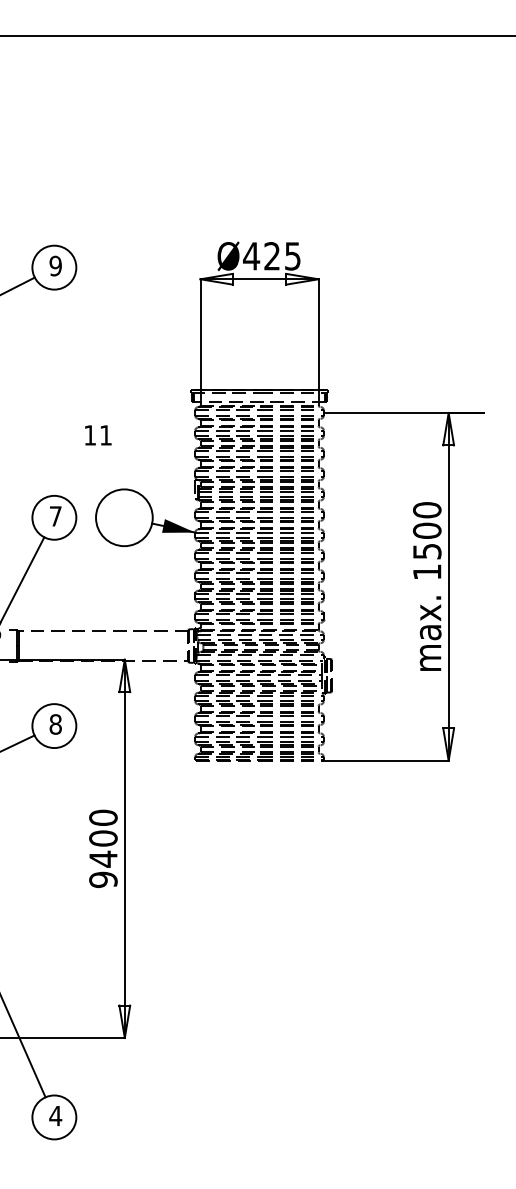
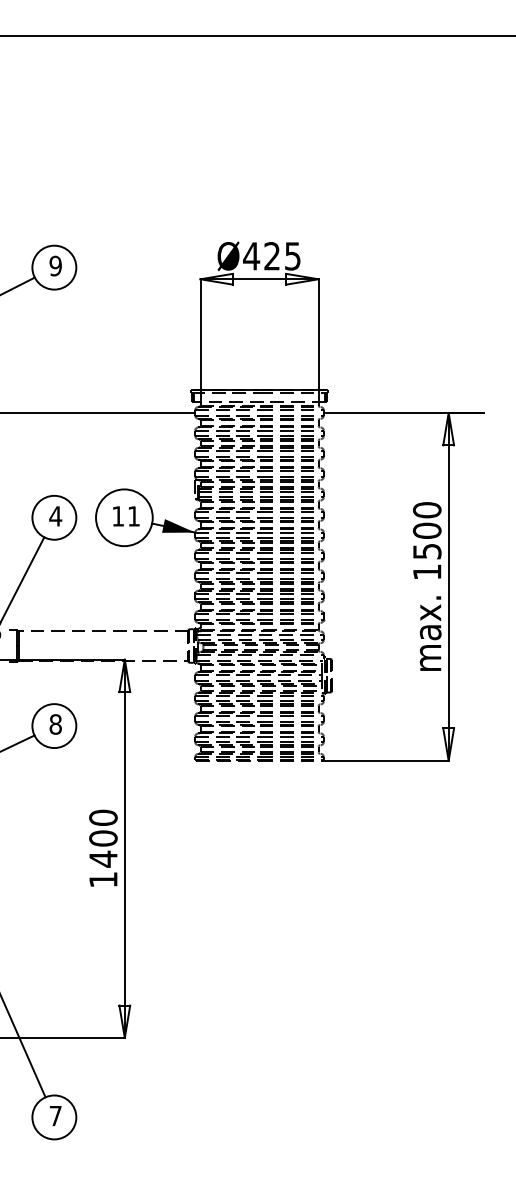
line: none -> present (98, 412)
text position: (98, 435) -> (126, 516) (126, 516)
text: 7 -> 4 (55, 516)
text: 9400 -> 1400 (103, 879)
text: 4 -> 7 (55, 1116)
